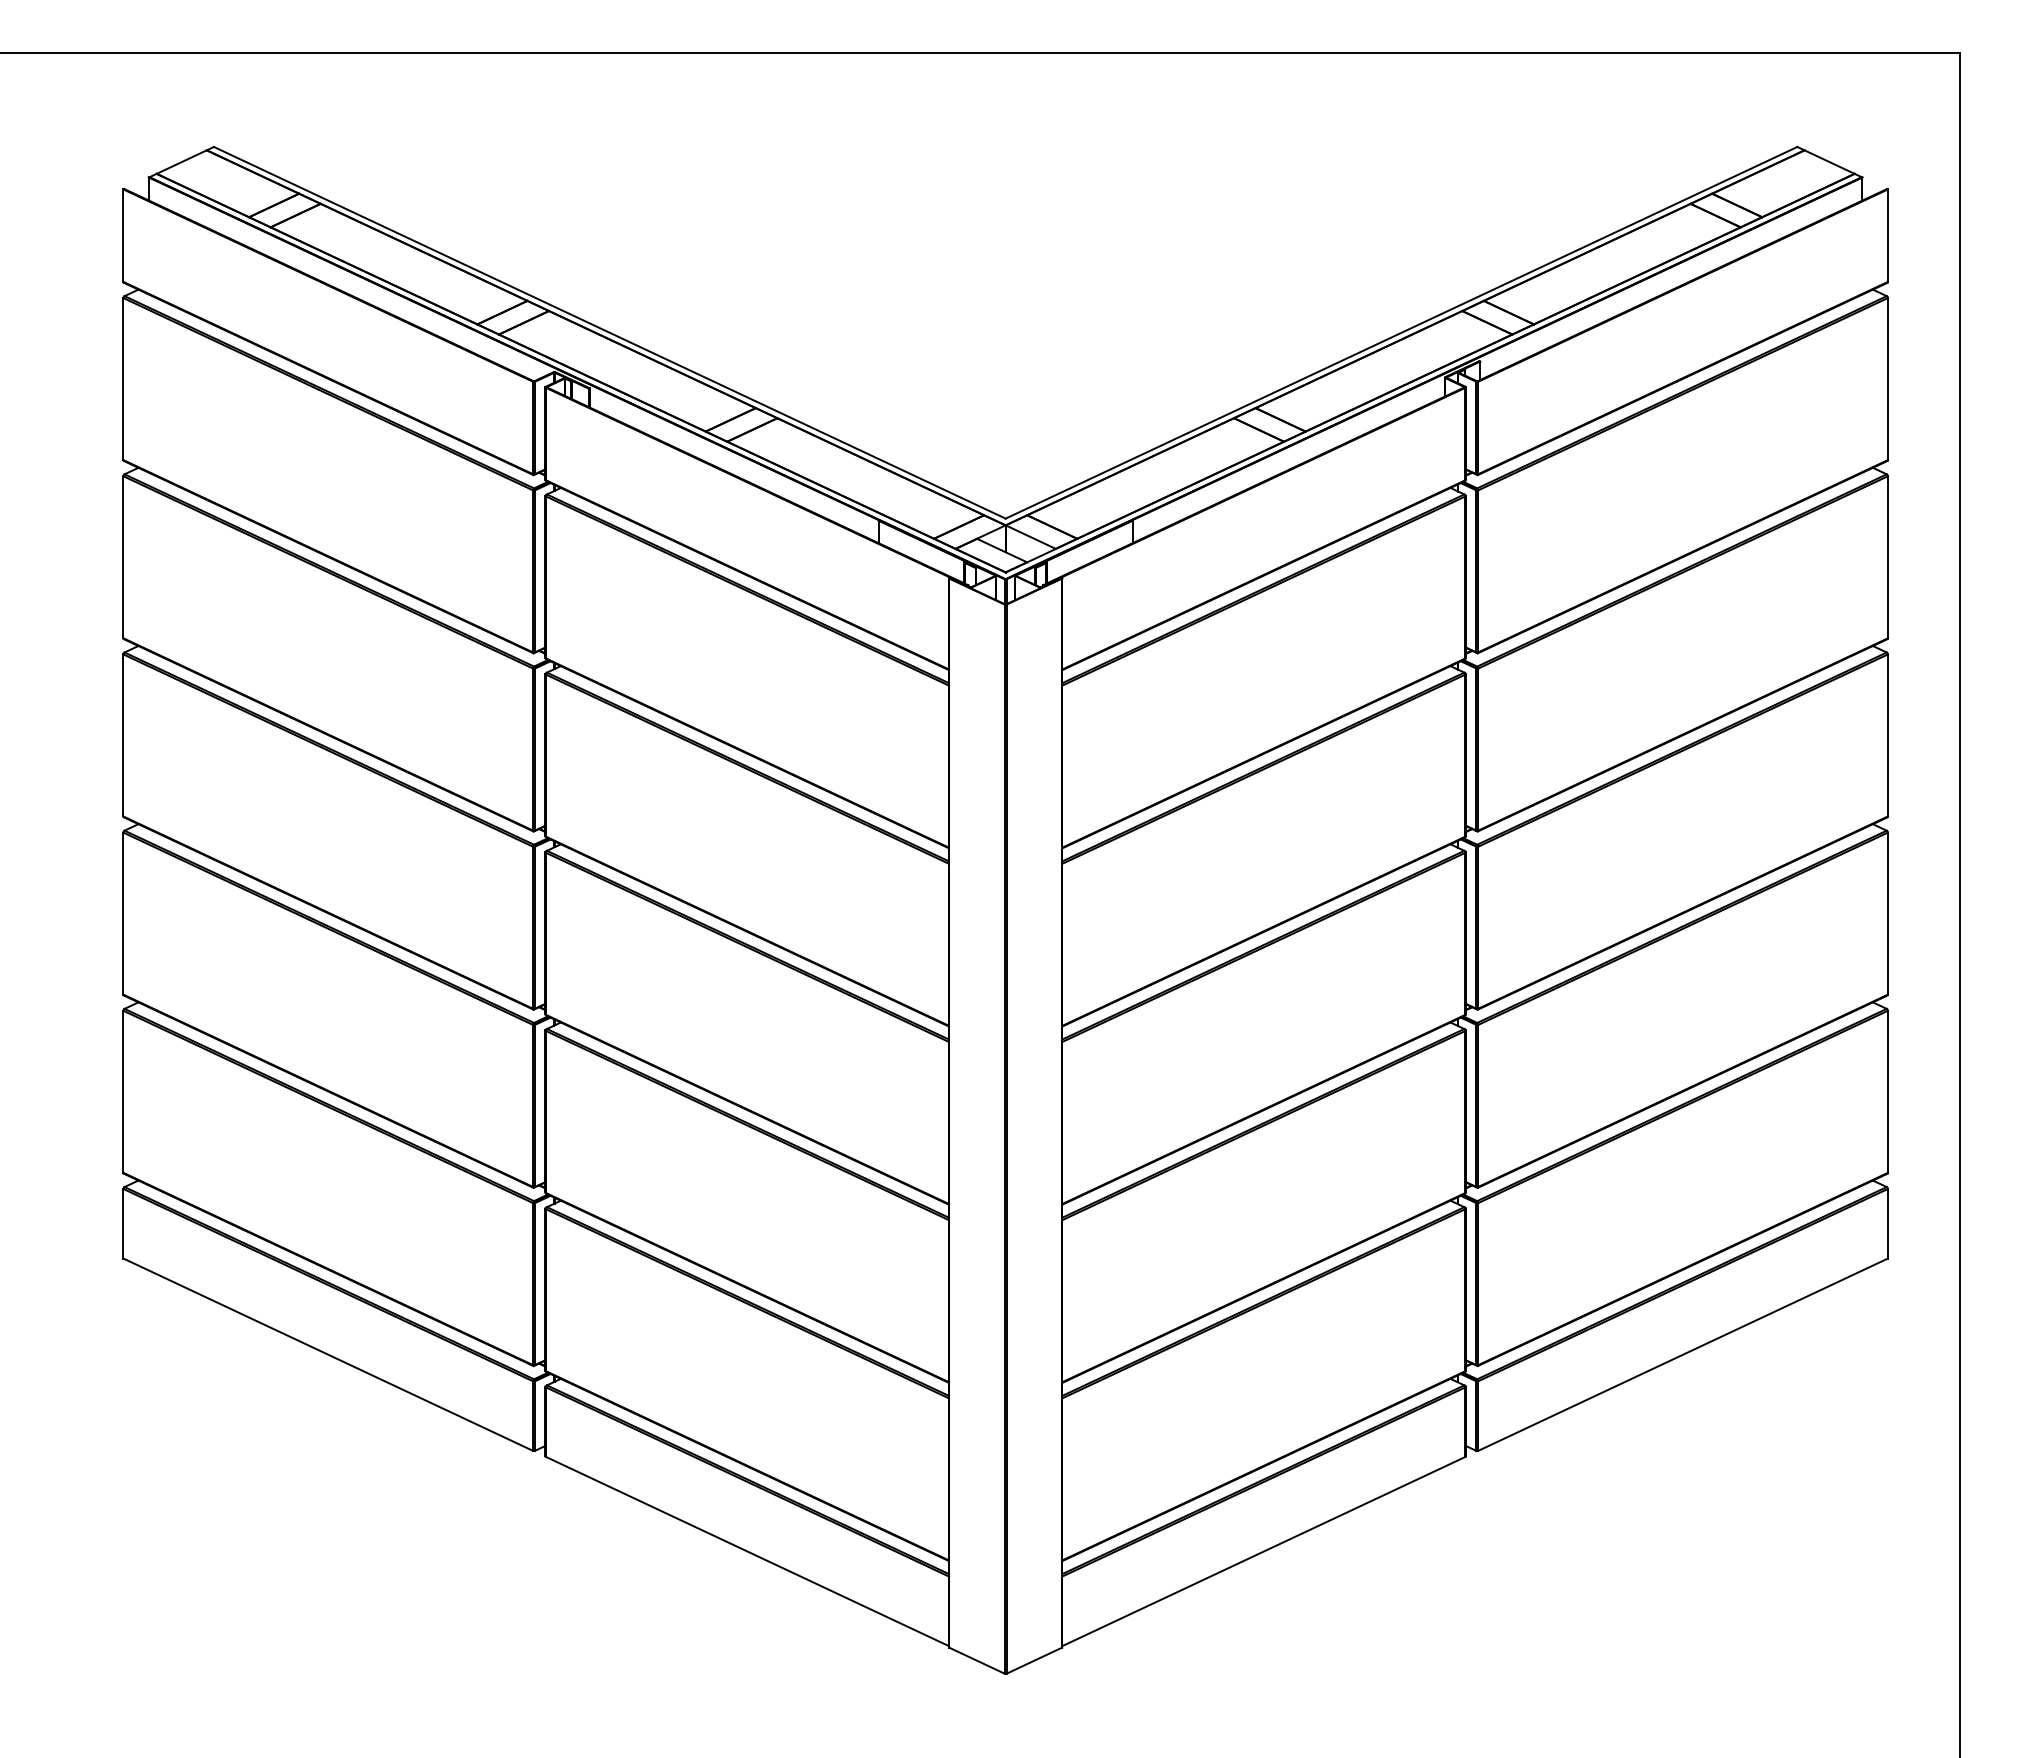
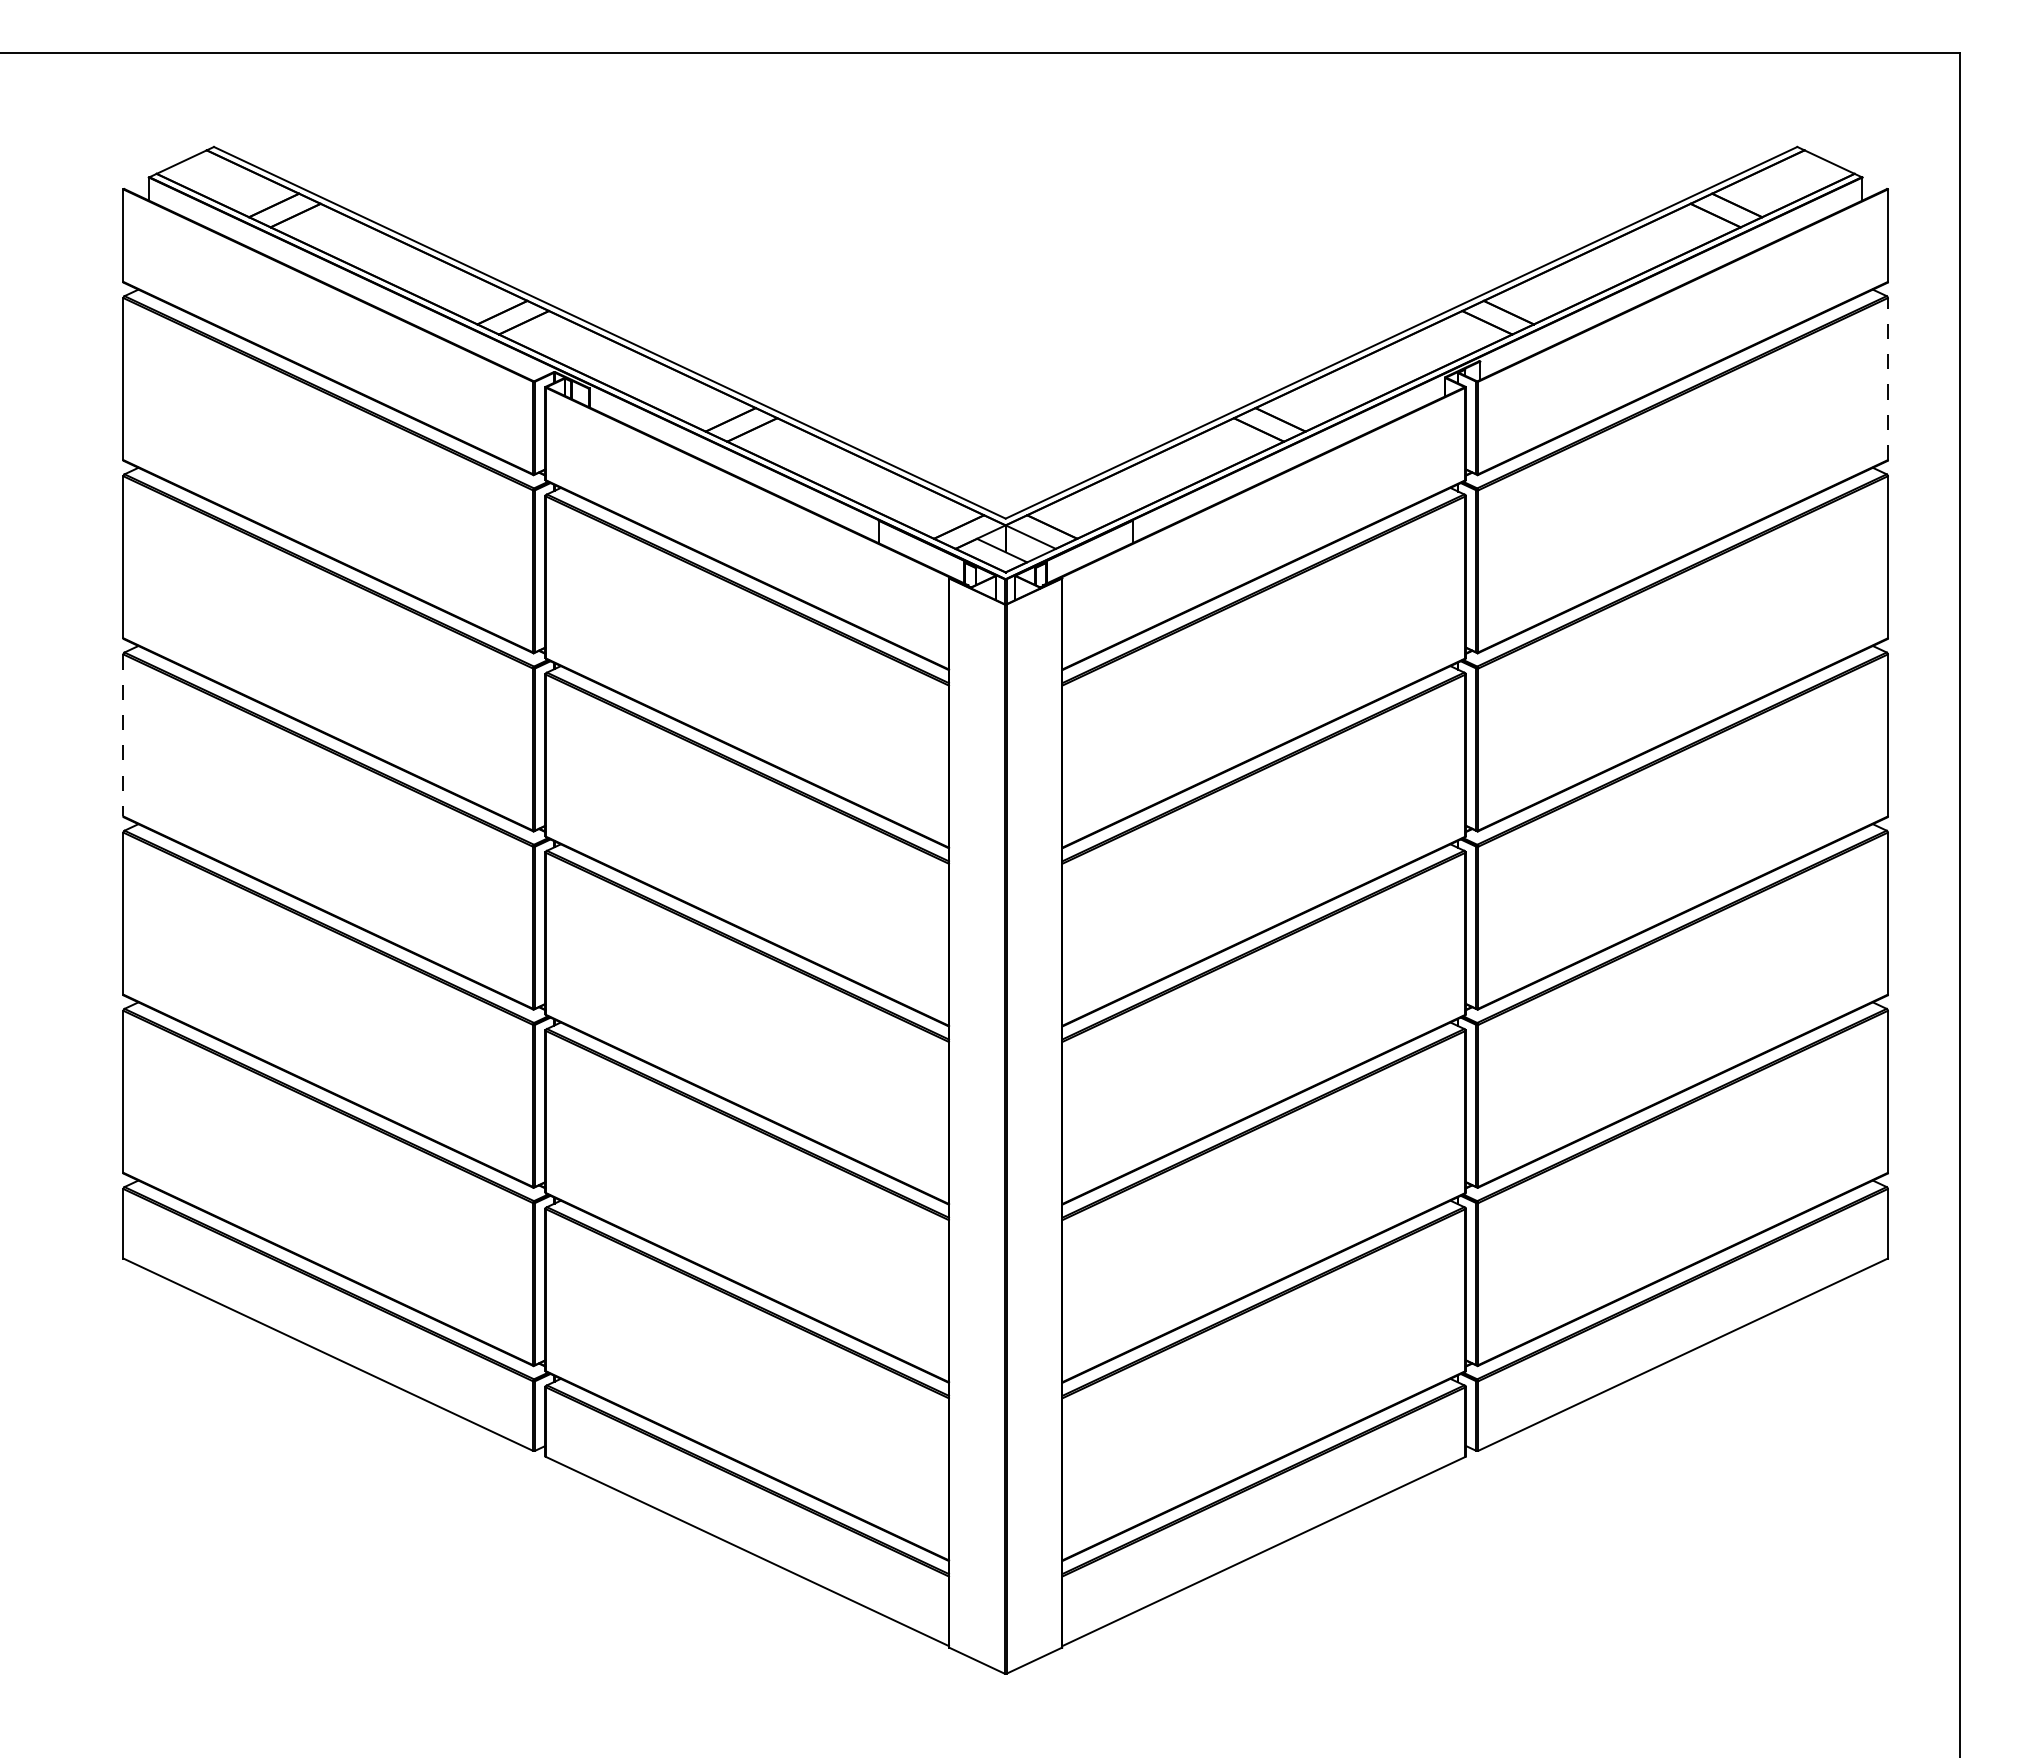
line: solid -> dashed (1887, 378)
line: solid -> dashed (123, 735)
